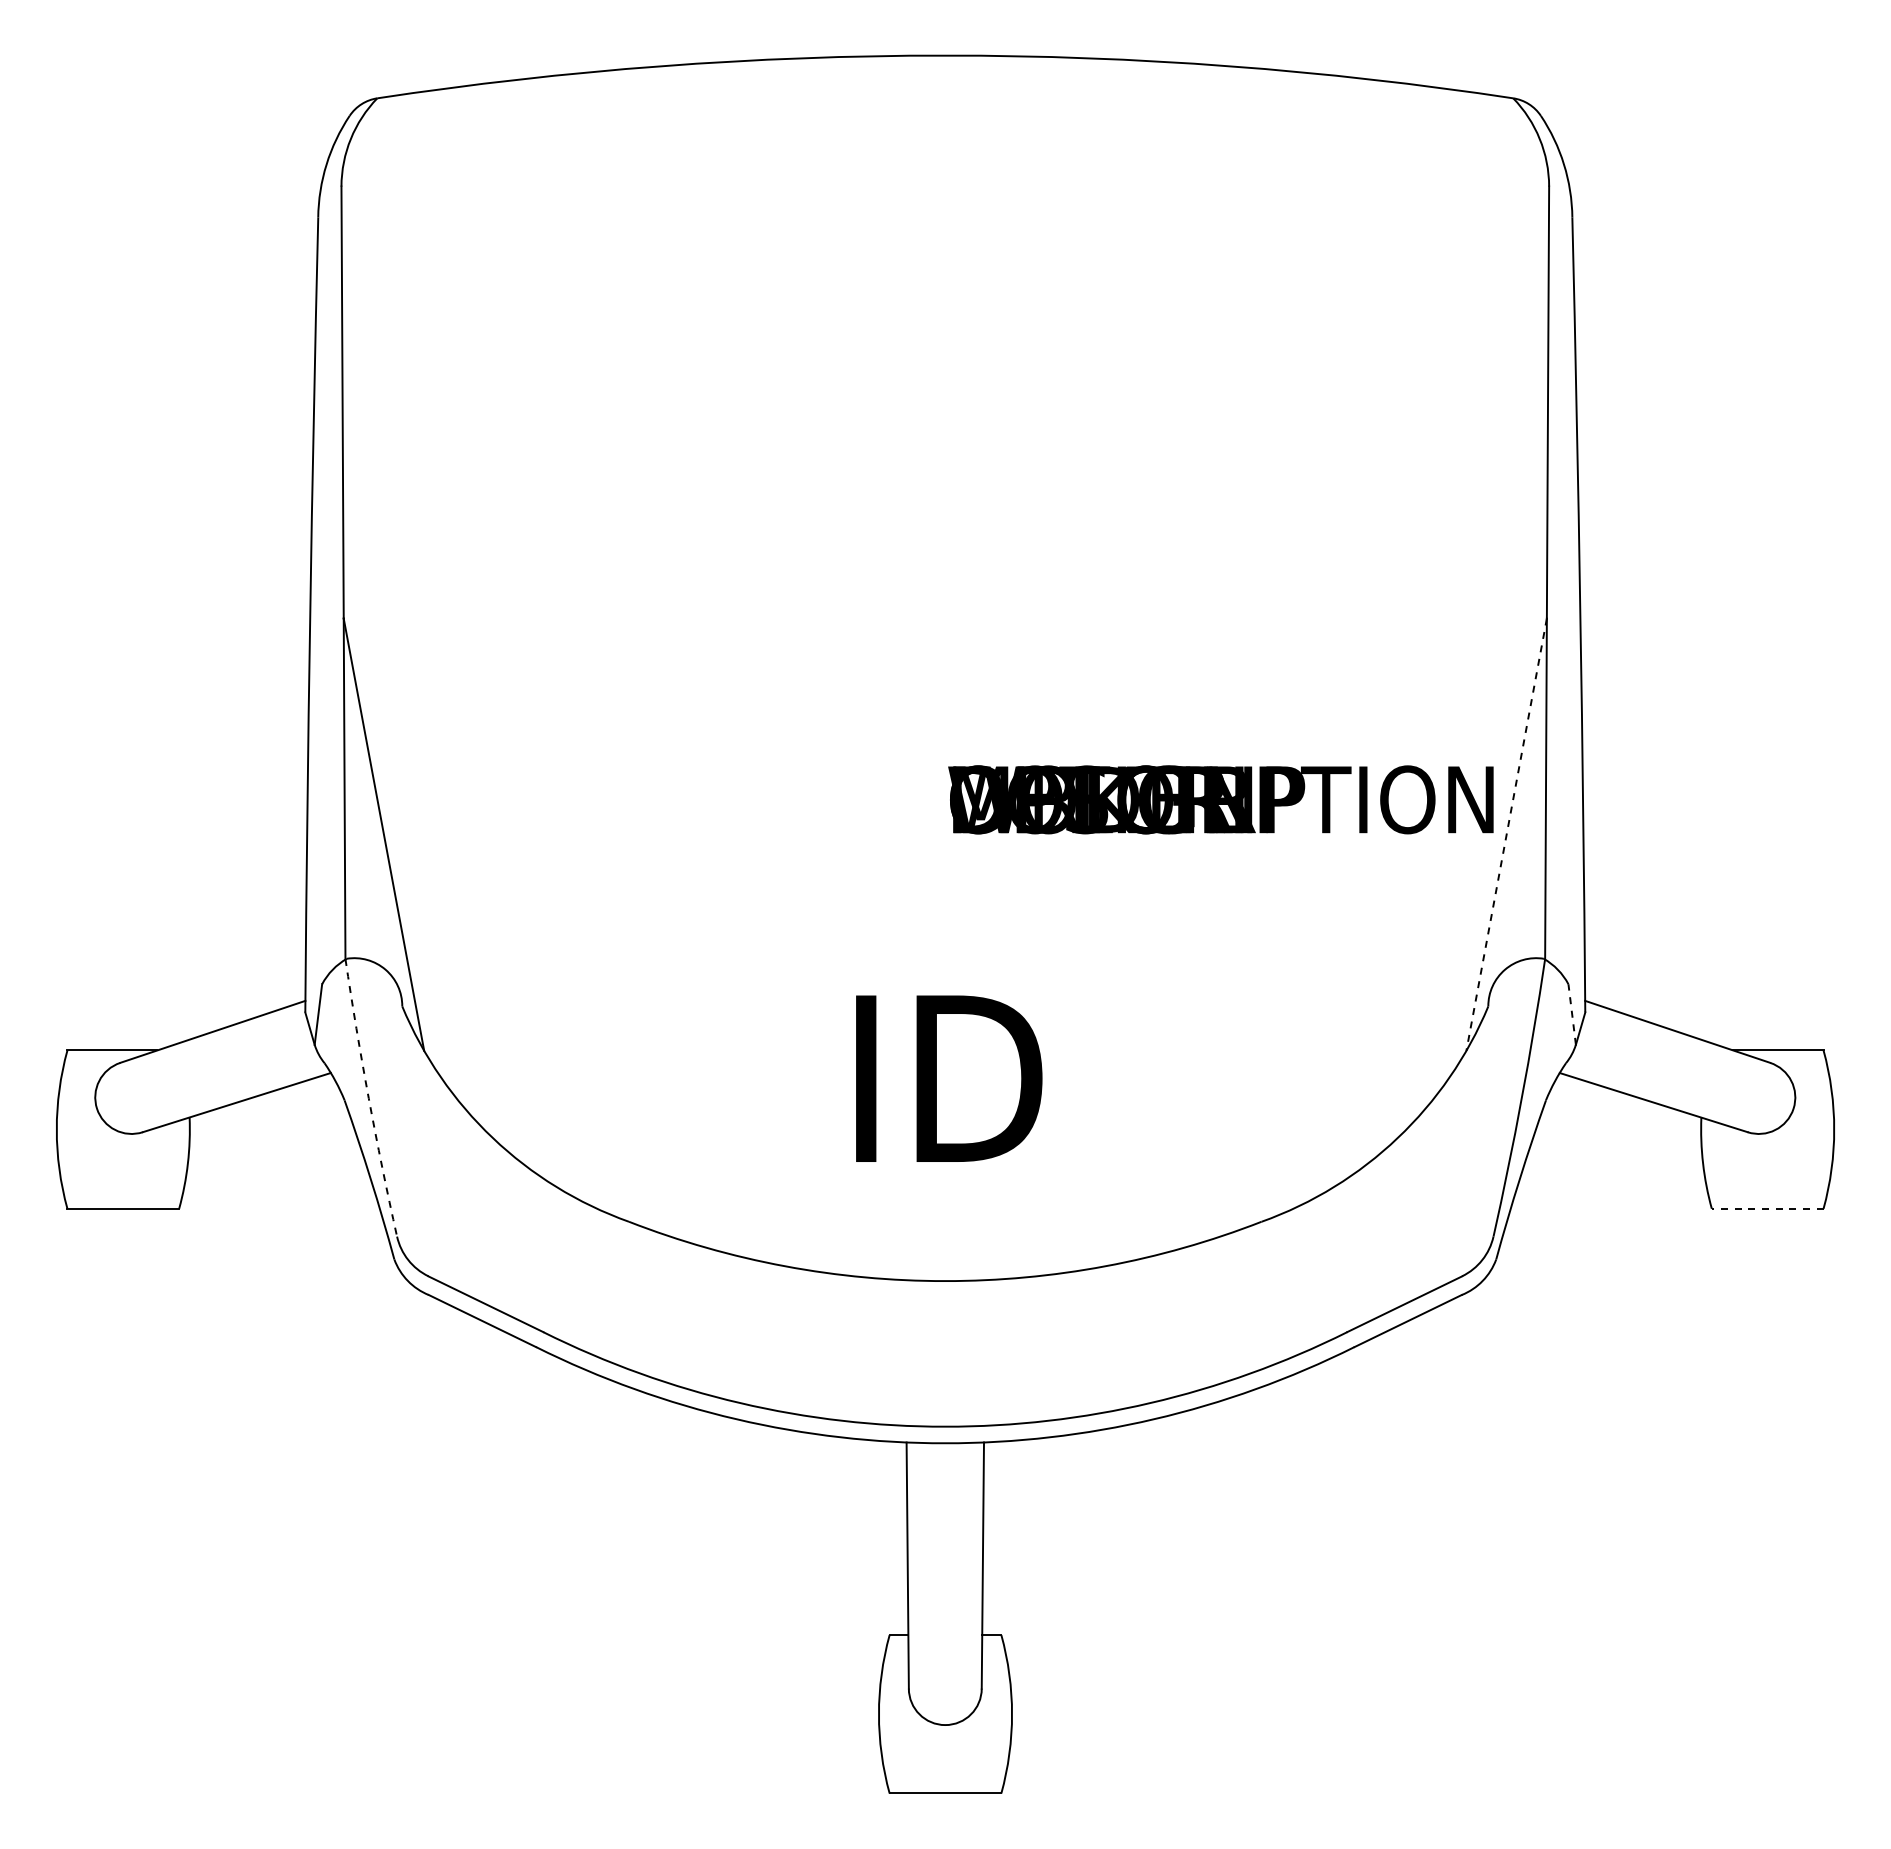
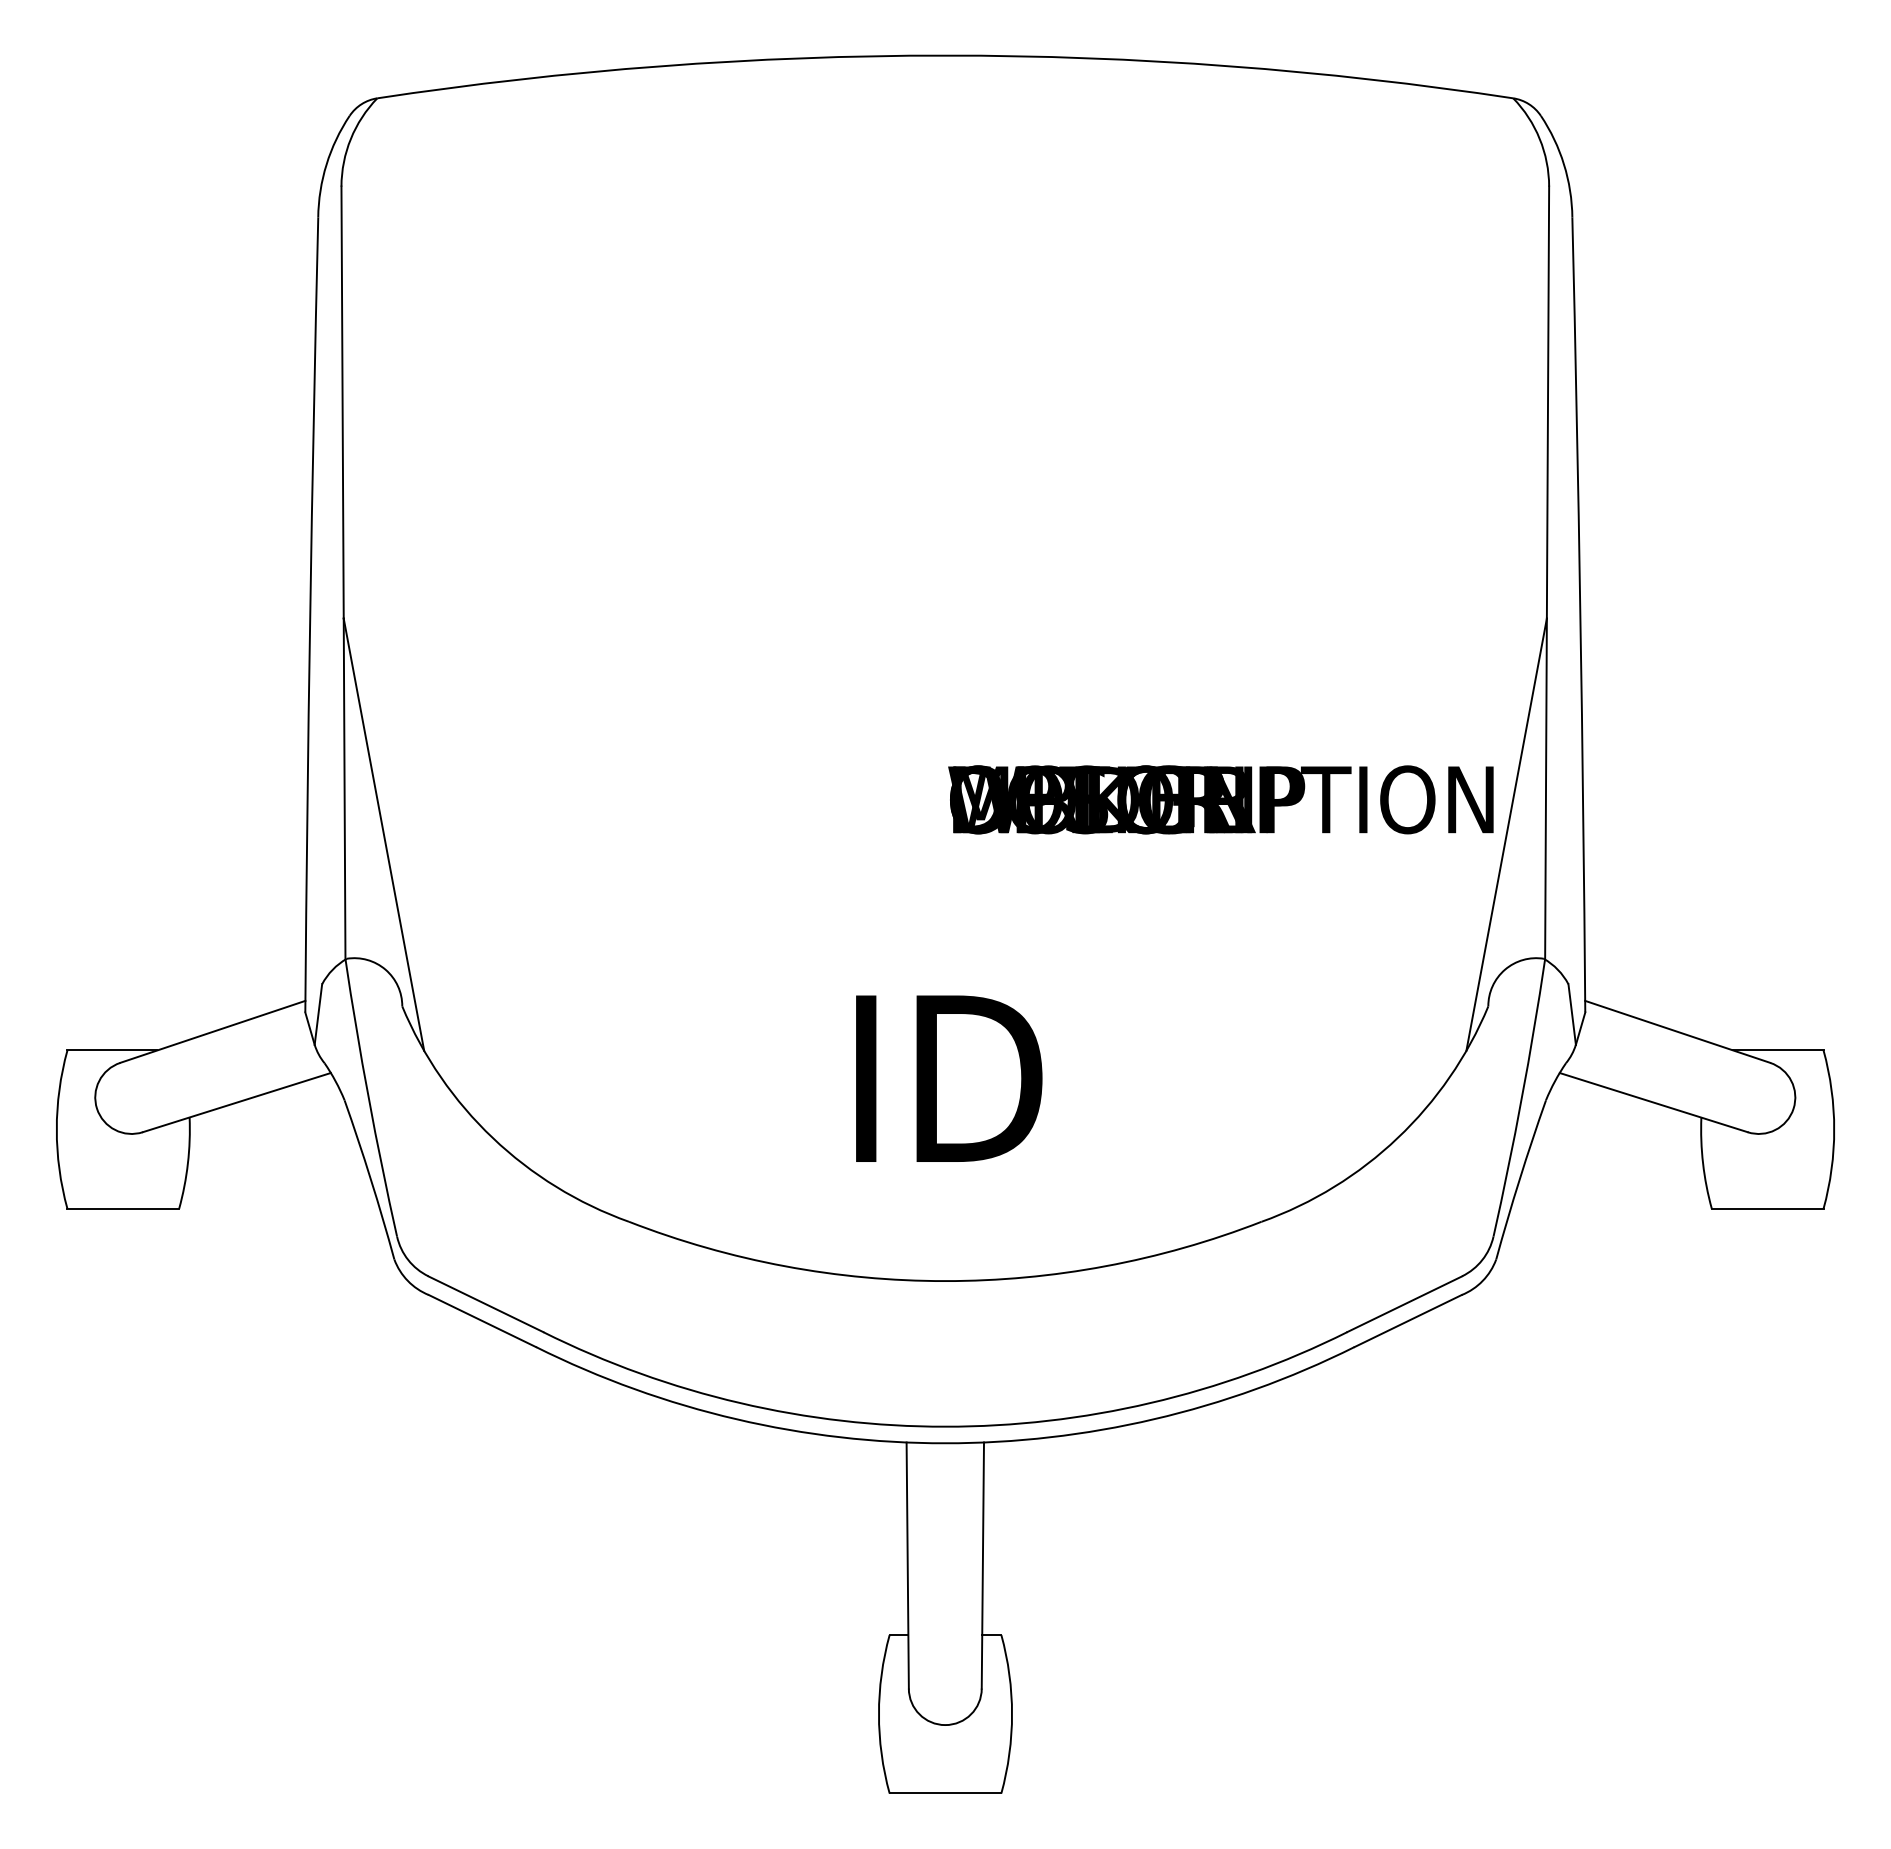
line: dashed -> solid (1506, 834)
line: dashed -> solid (1572, 1014)
arc: dashed -> solid (368, 1098)
line: dashed -> solid (1767, 1208)
